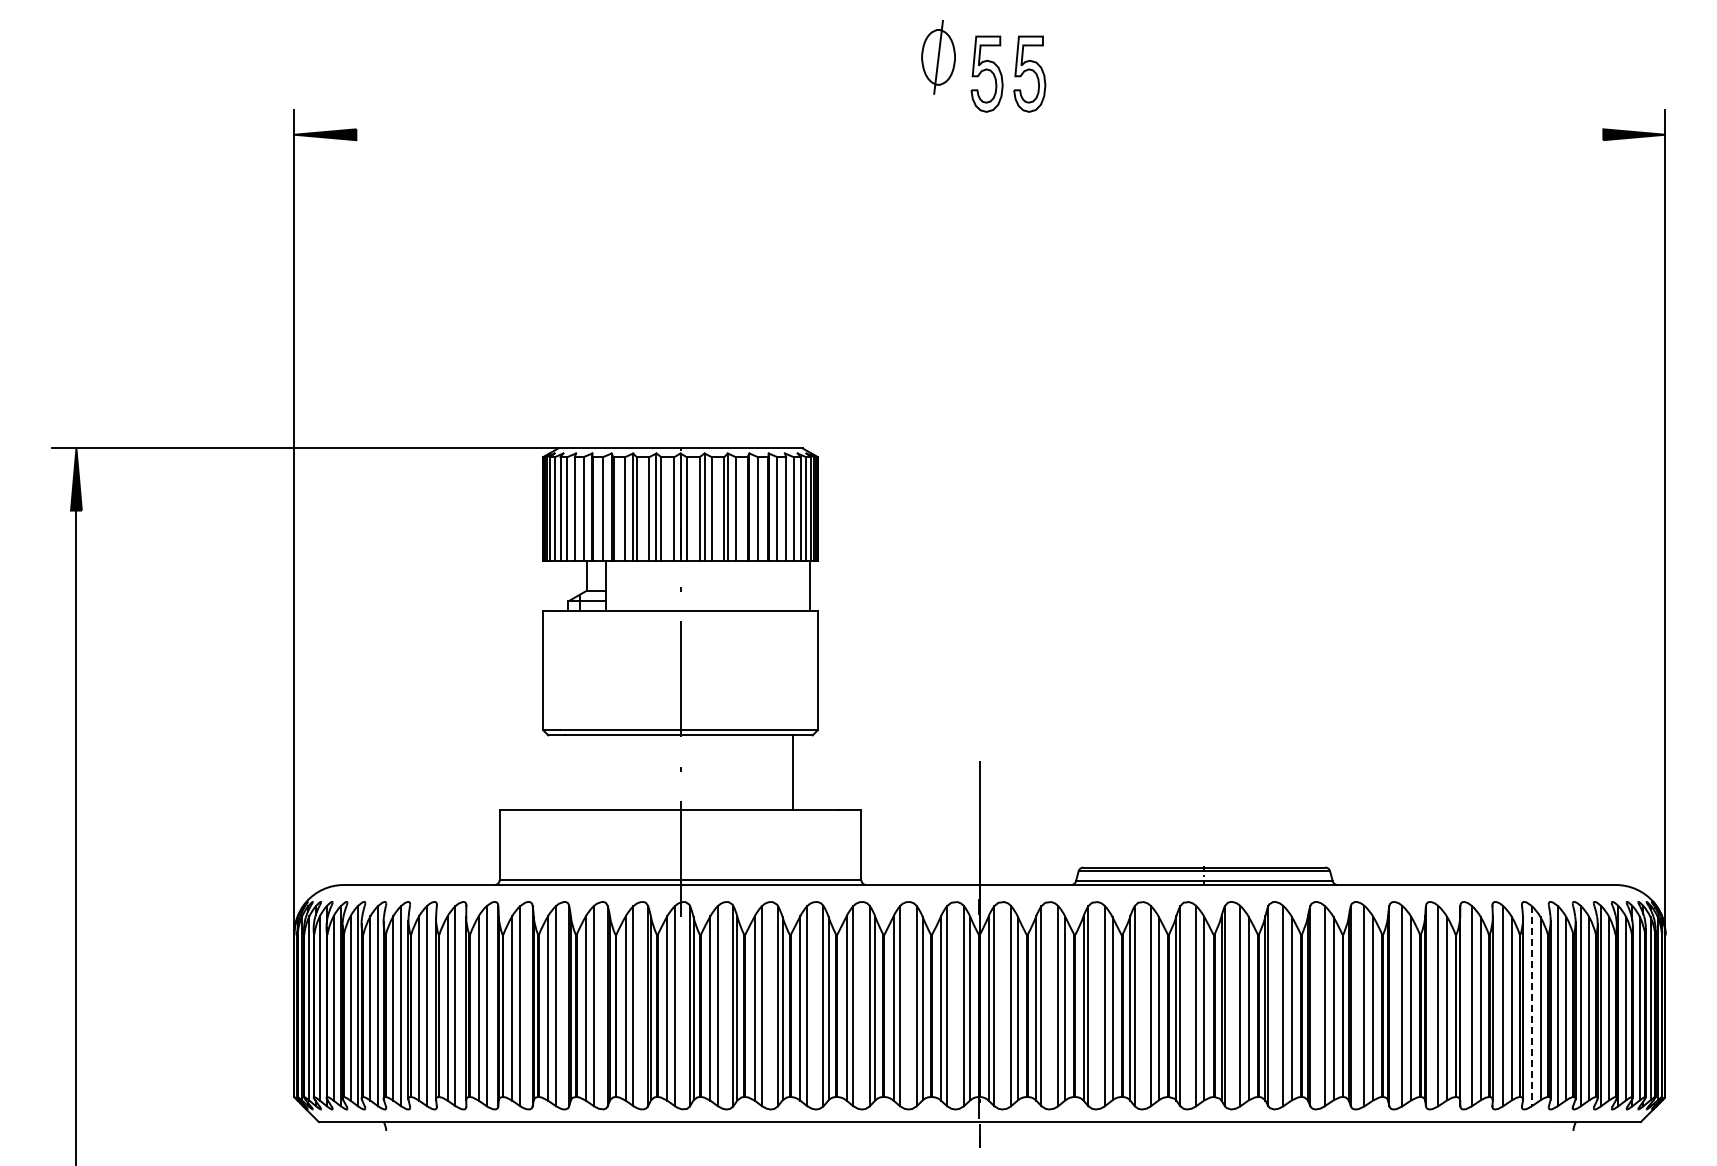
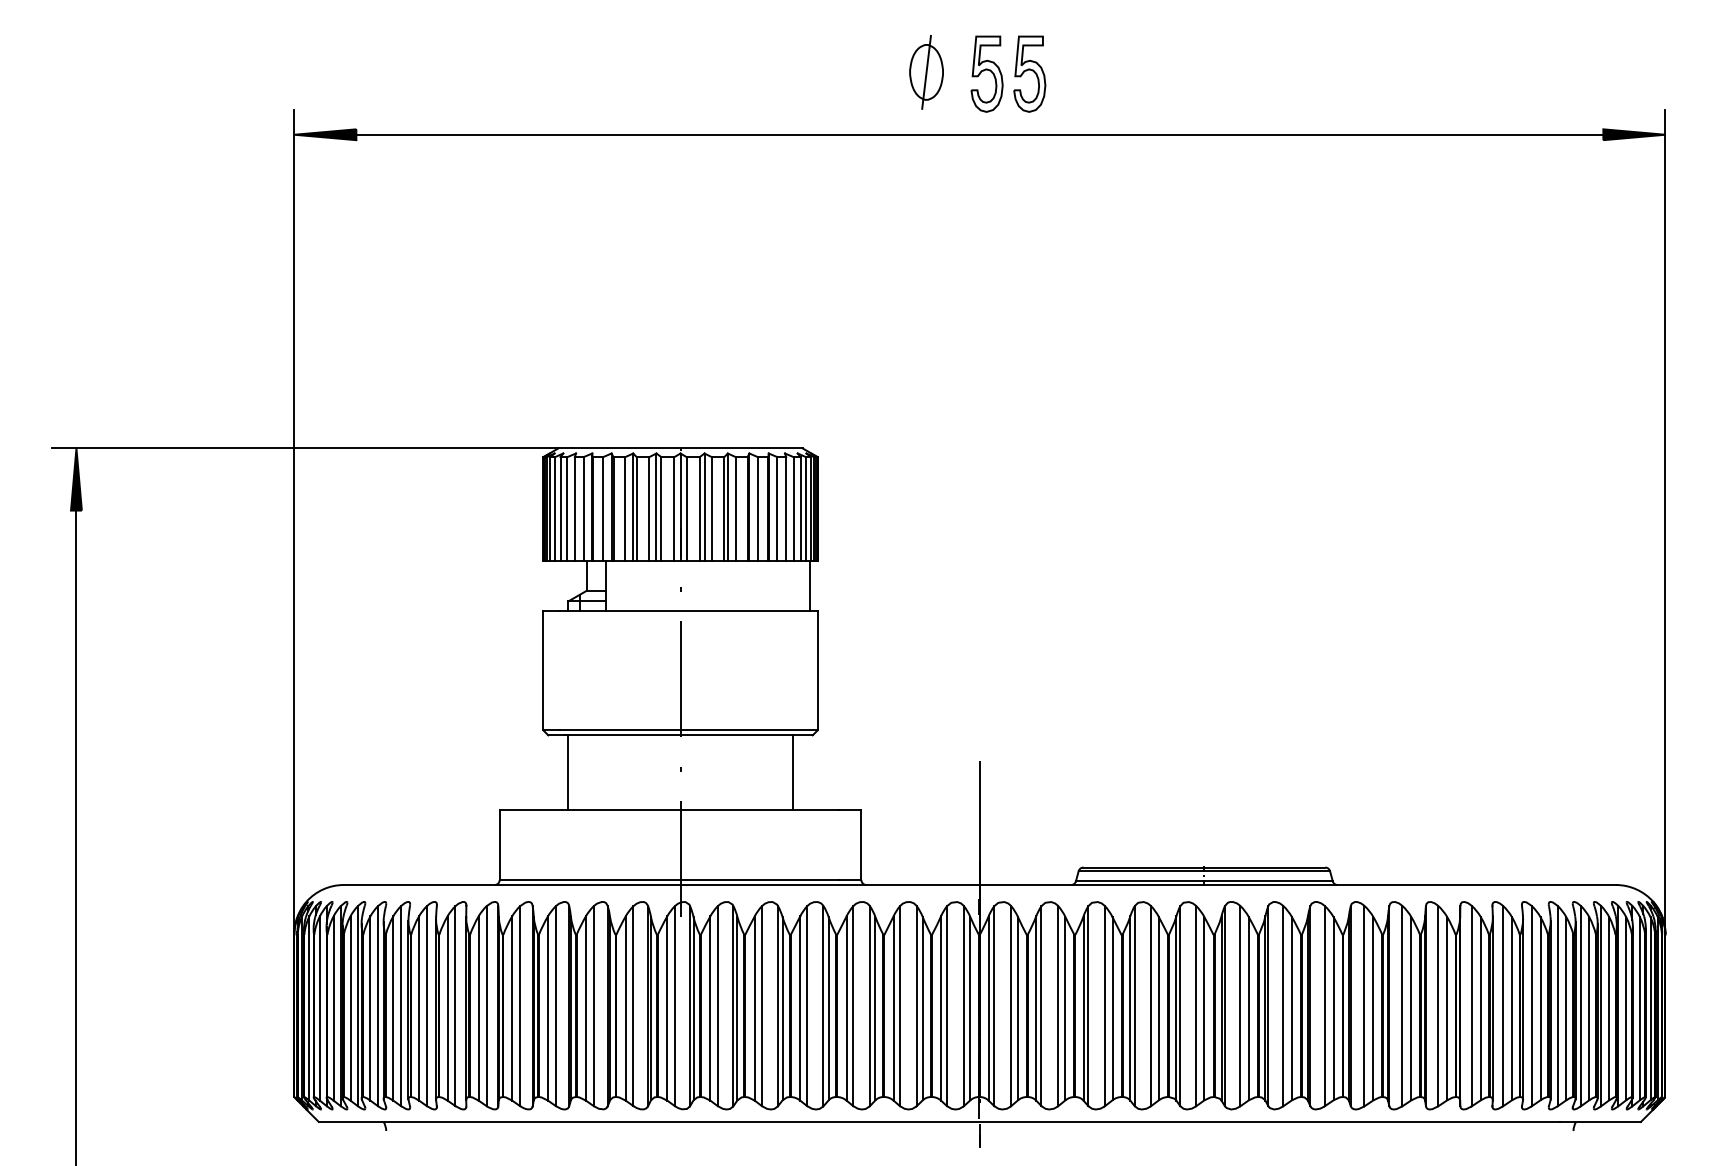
part position: (938, 57) -> (926, 72) (926, 72)
line: none -> present (979, 134)
line: none -> present (568, 772)
line: dashed -> solid (1531, 1006)
